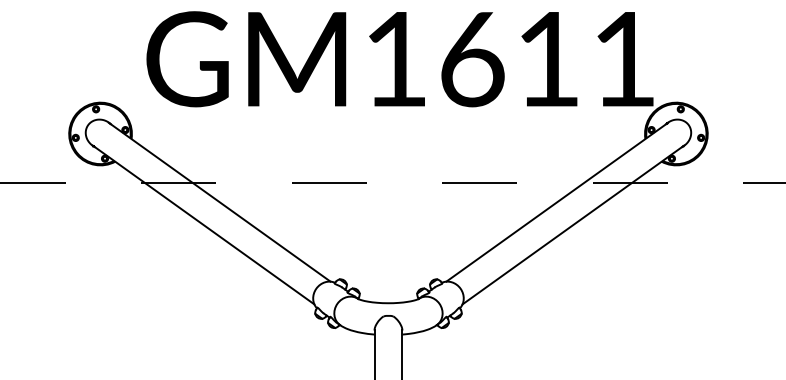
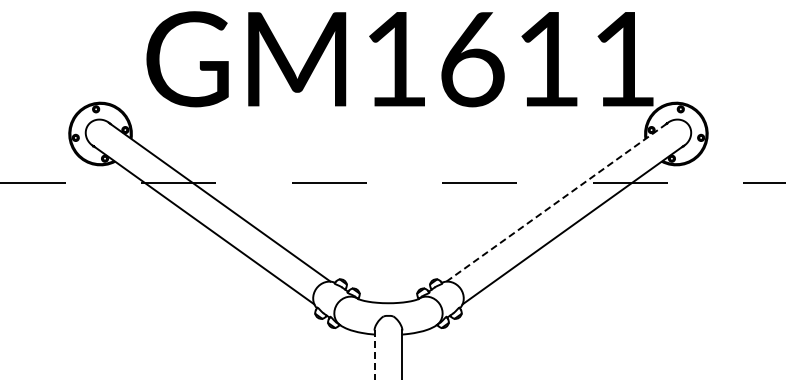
line: solid -> dashed (557, 201)
line: solid -> dashed (374, 355)
